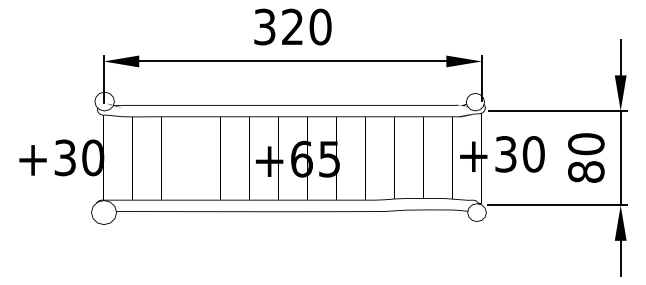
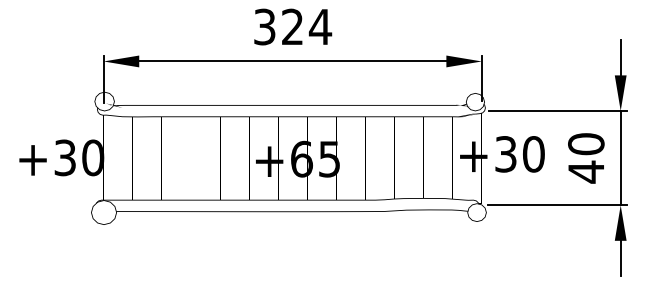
text: 320 -> 324 (320, 26)
text: 80 -> 40 (586, 171)
